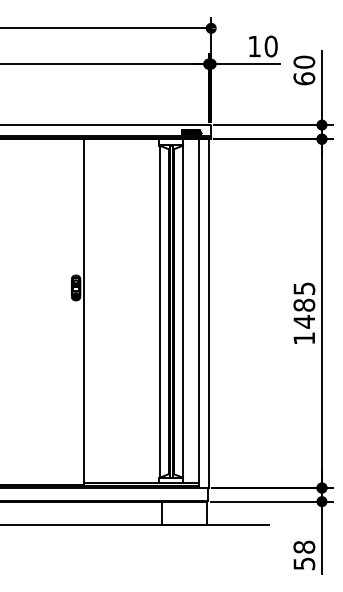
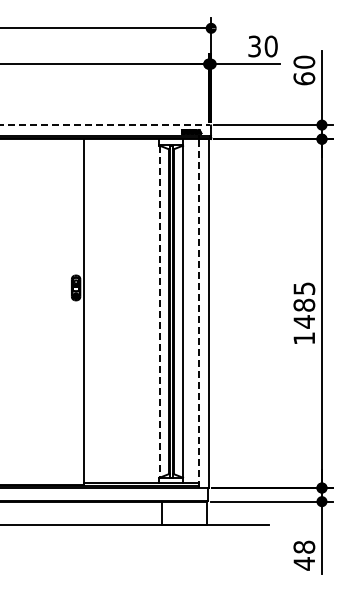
text: 10 -> 30 (254, 46)
line: solid -> dashed (105, 125)
line: solid -> dashed (160, 311)
line: solid -> dashed (198, 313)
text: 58 -> 48 (304, 563)
